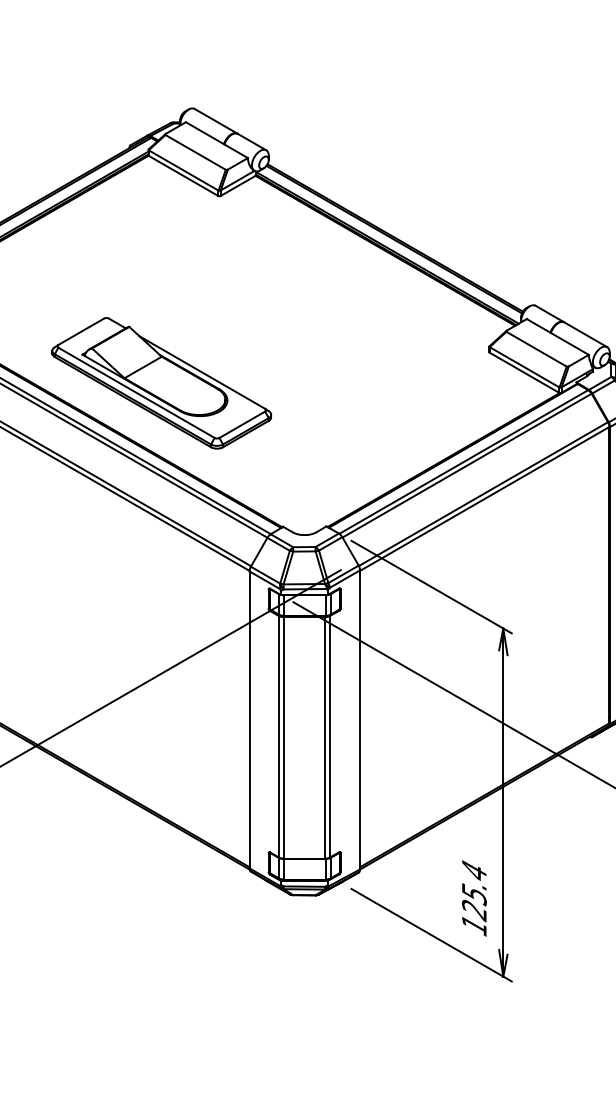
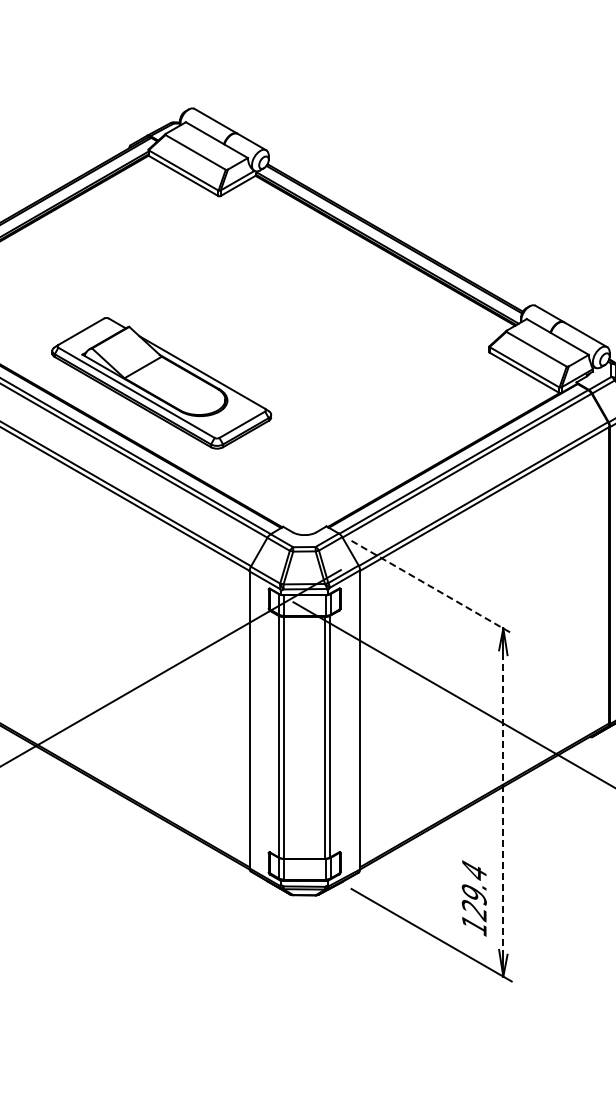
line: solid -> dashed (431, 587)
line: solid -> dashed (503, 802)
text: 125.4 -> 129.4 (473, 894)
